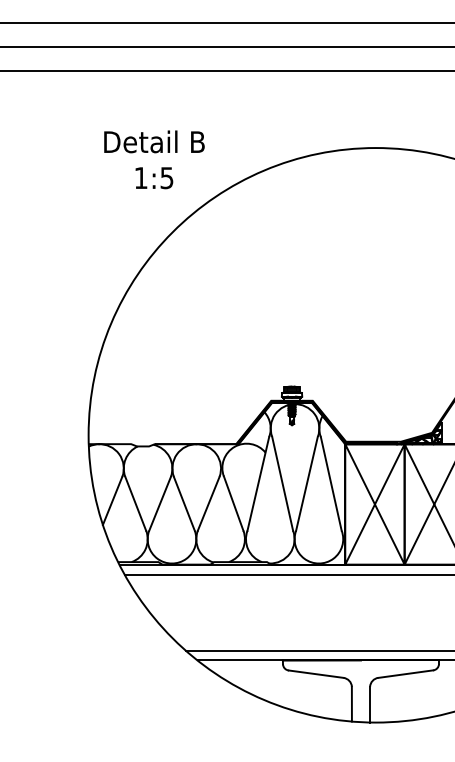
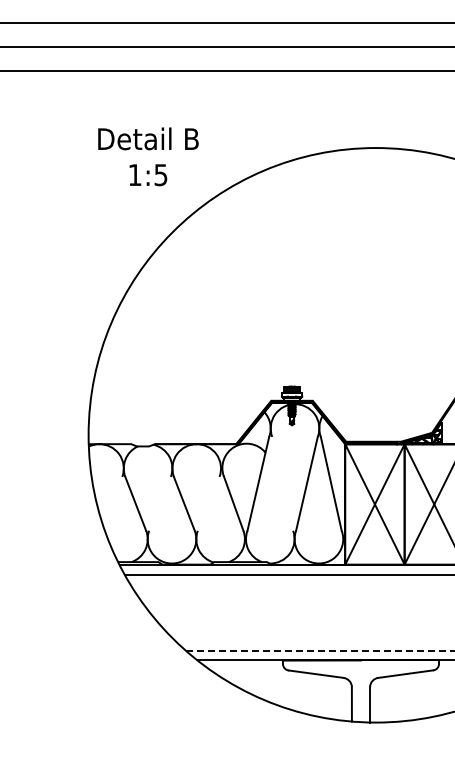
text position: (154, 159) -> (148, 156) (148, 156)
line: present -> none (282, 483)
line: present -> none (112, 500)
line: present -> none (159, 503)
line: present -> none (208, 503)
line: solid -> dashed (320, 650)
